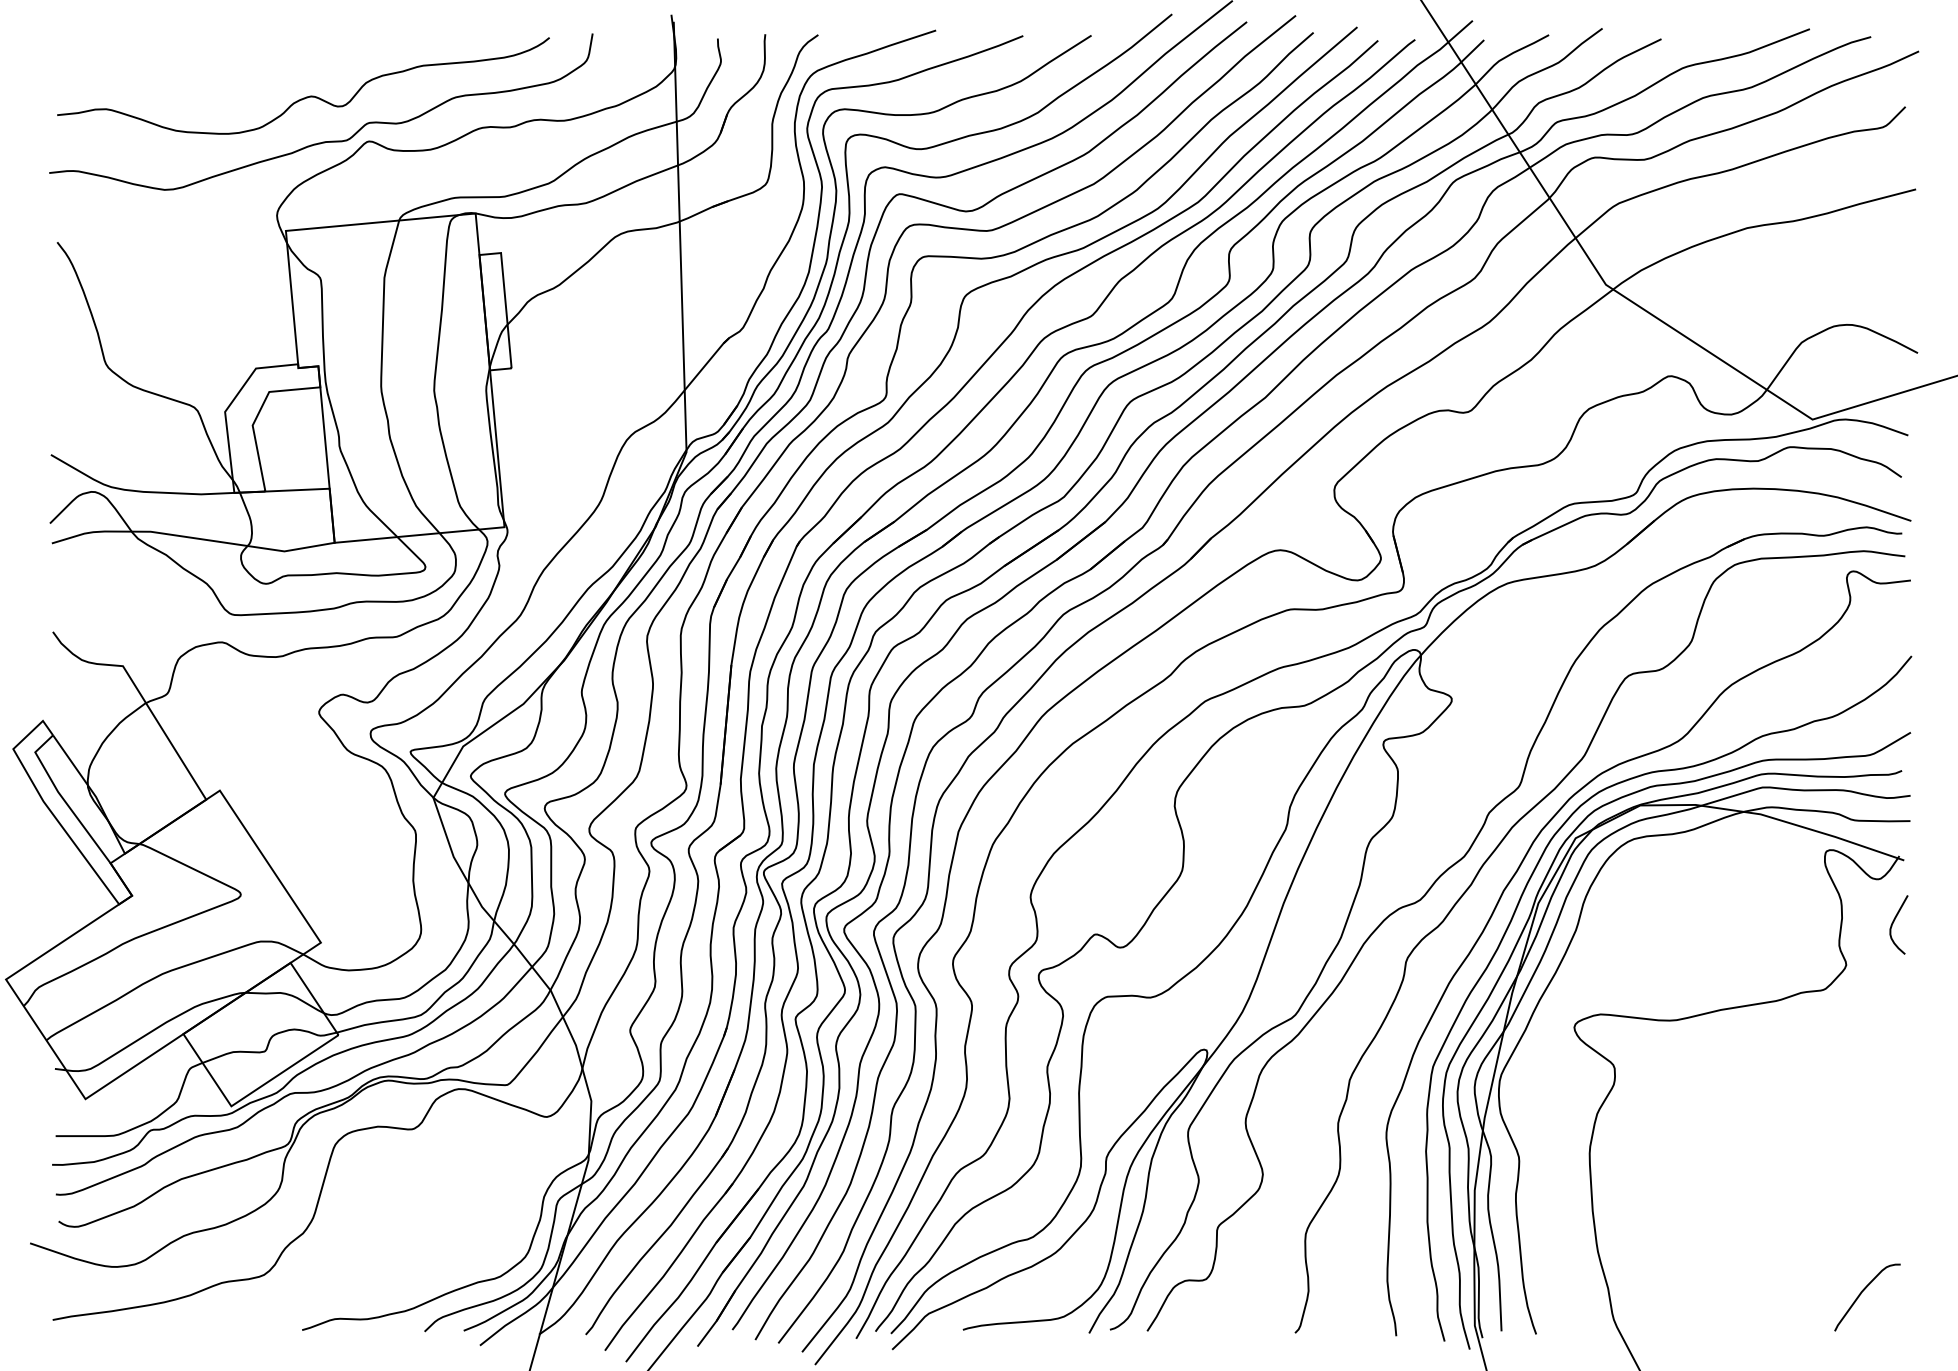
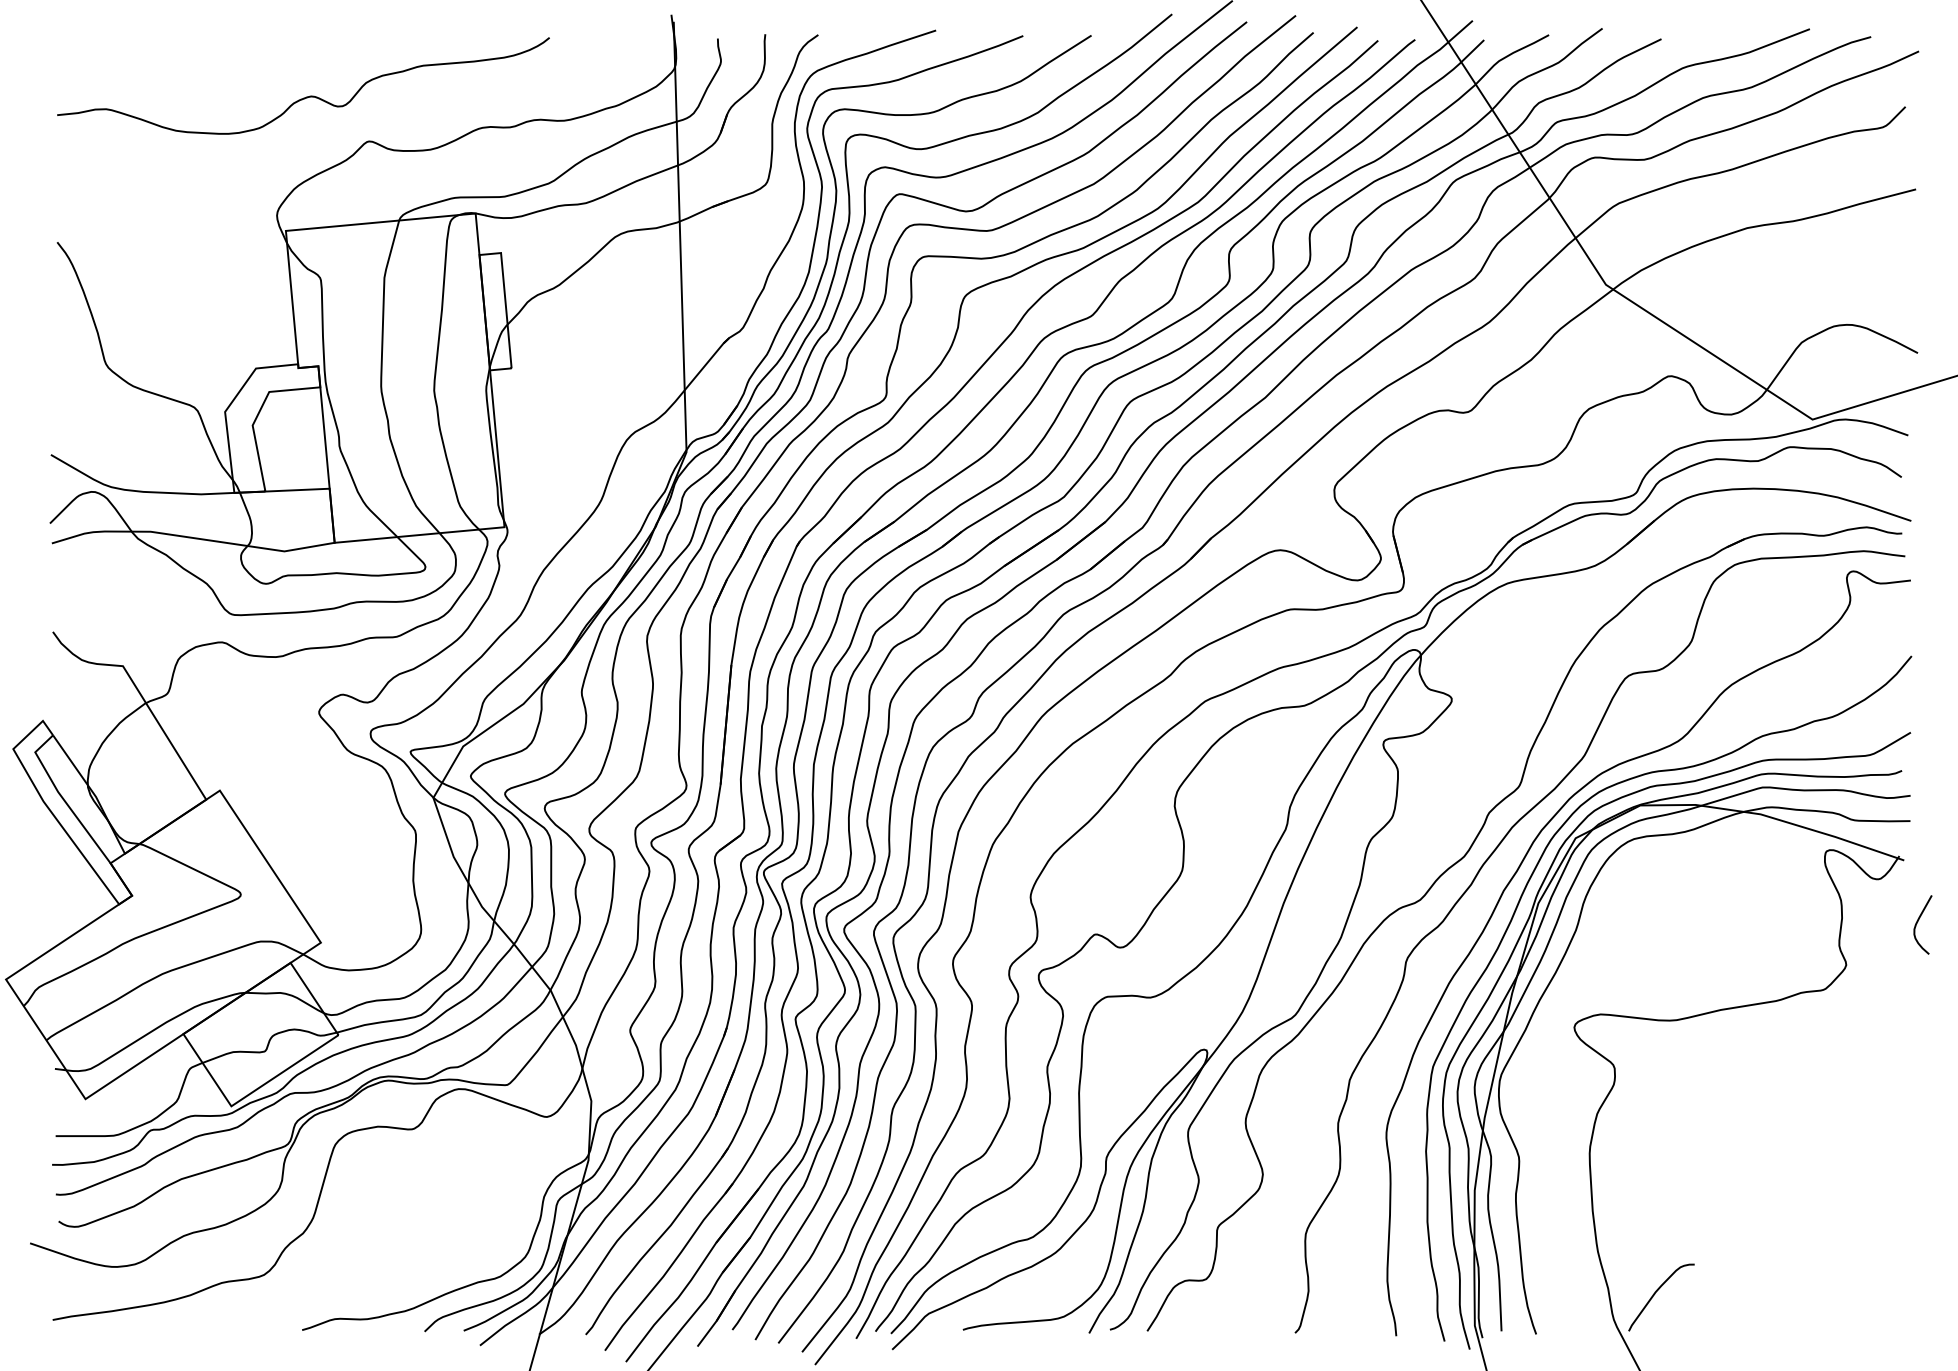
curve: present -> none (322, 141)
curve position: (1894, 921) -> (1918, 921) (1918, 921)
curve position: (1861, 1294) -> (1655, 1294) (1655, 1294)
